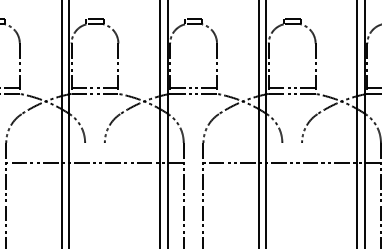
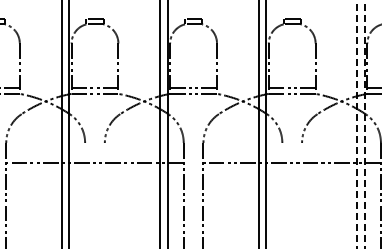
line: solid -> dashed (357, 124)
line: solid -> dashed (365, 124)
